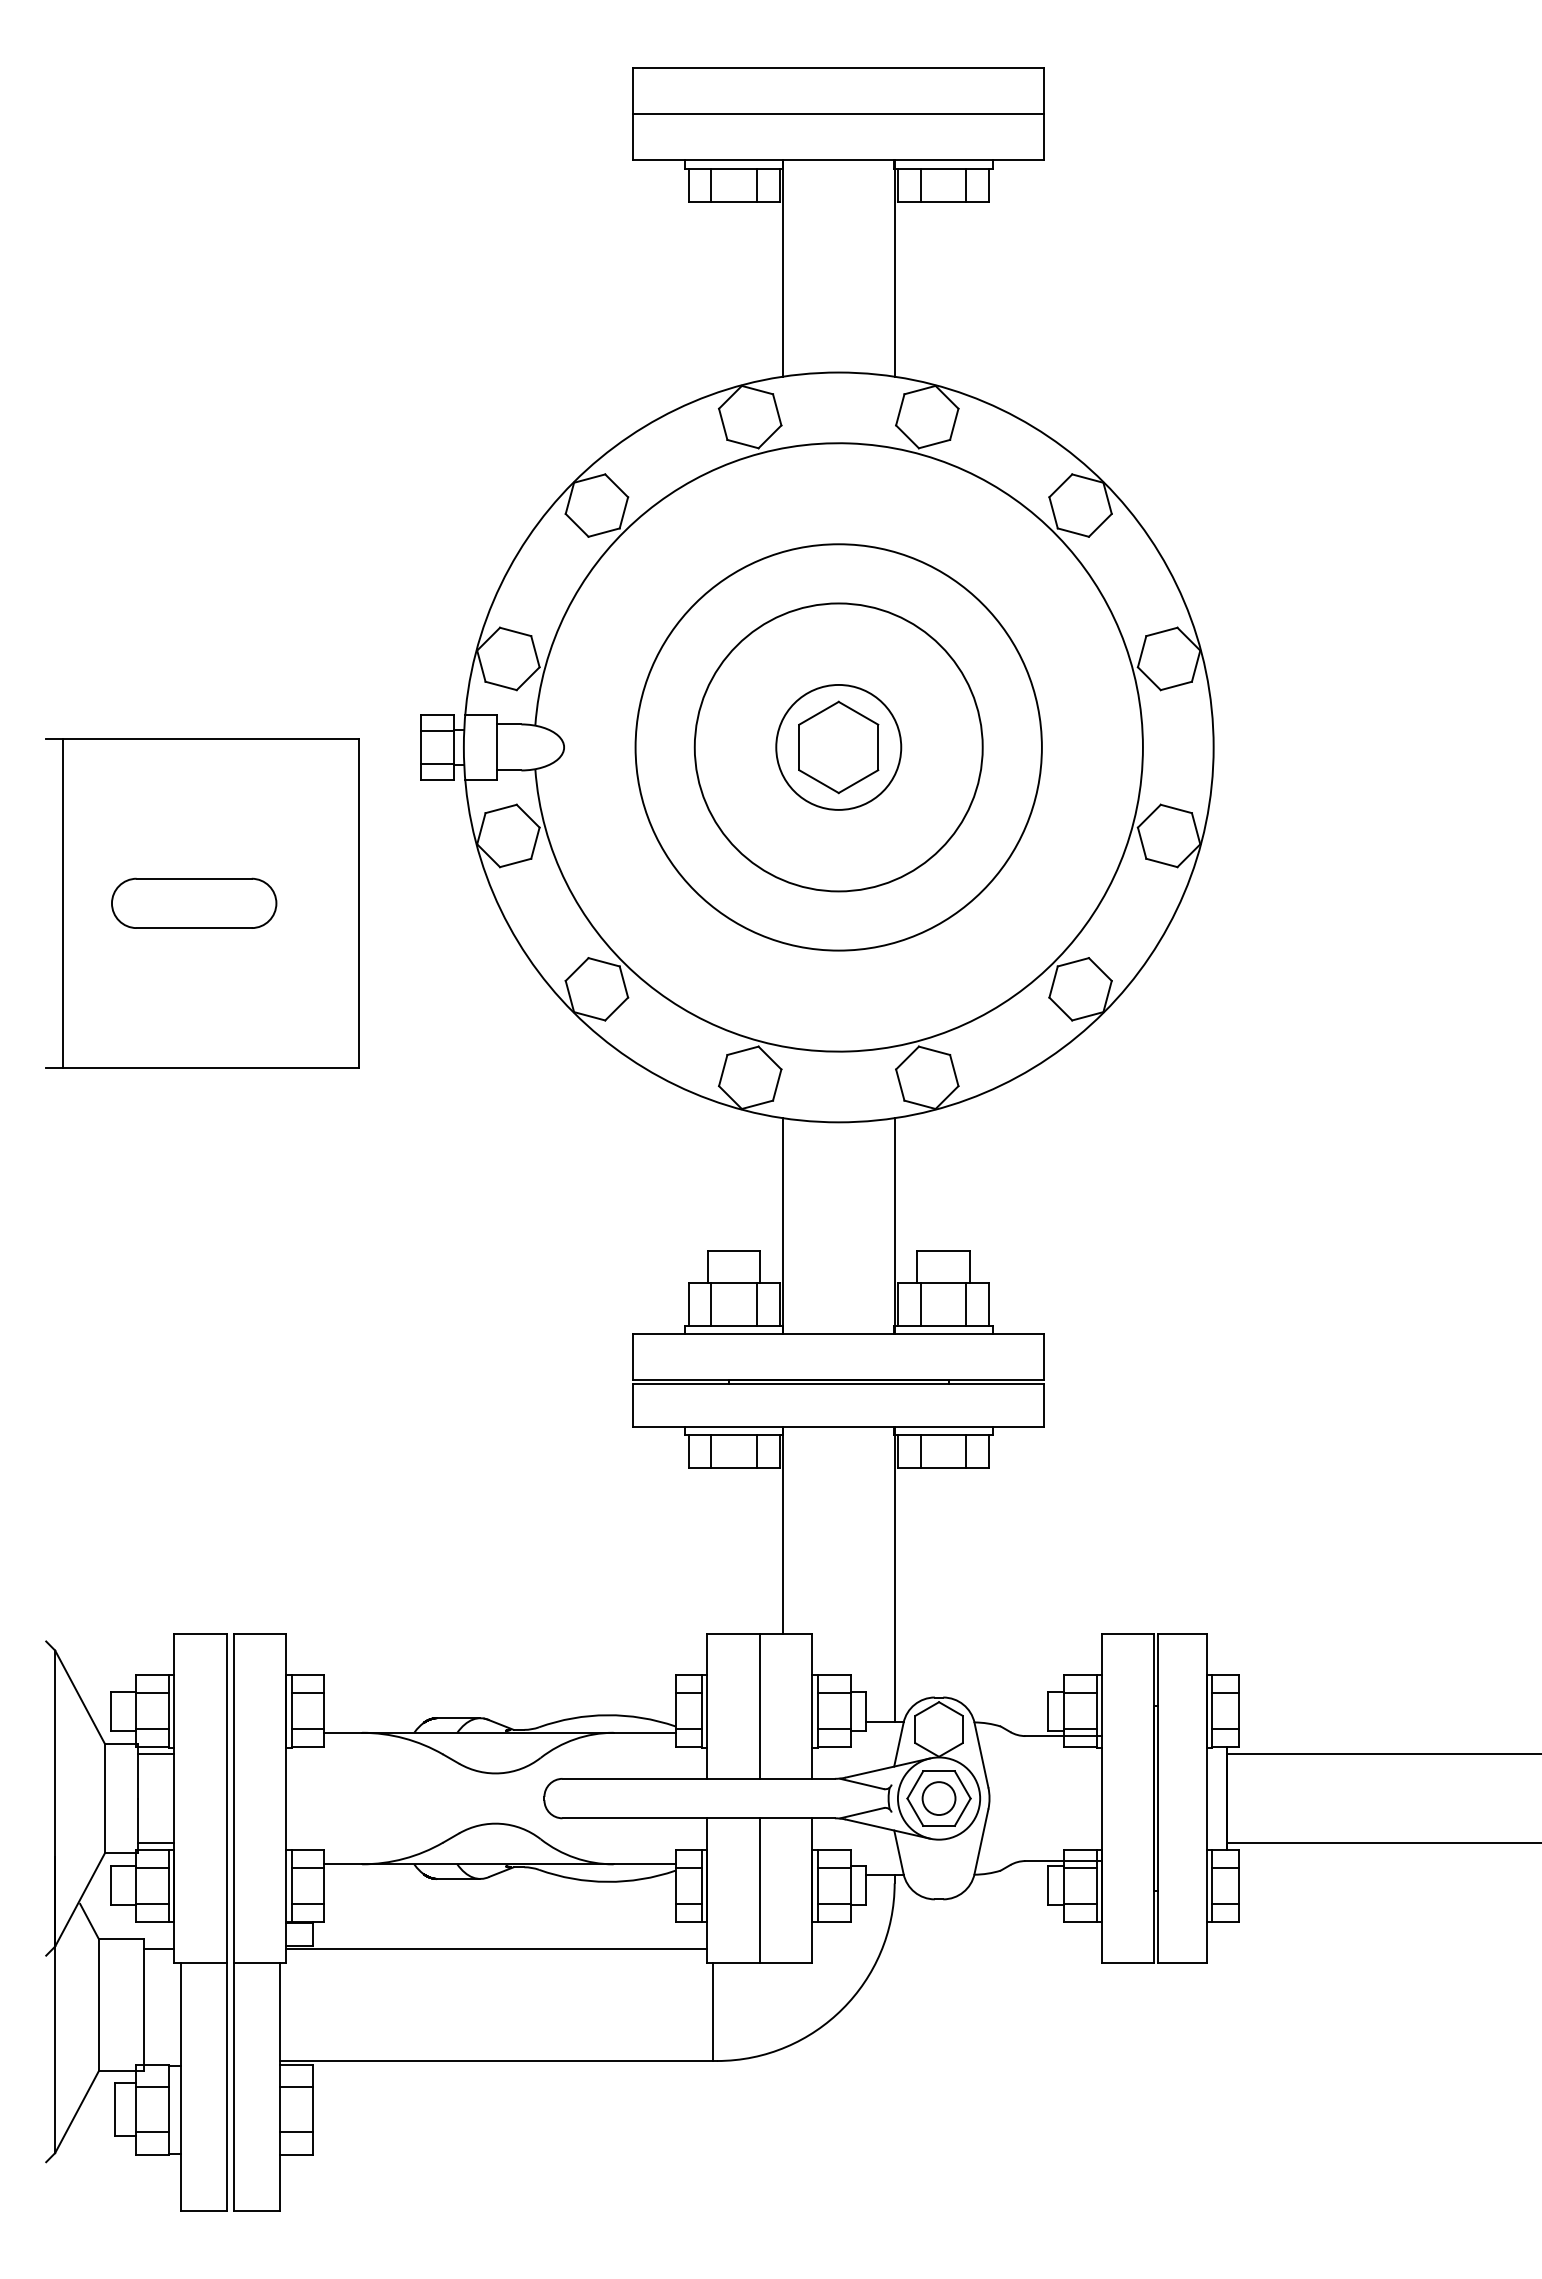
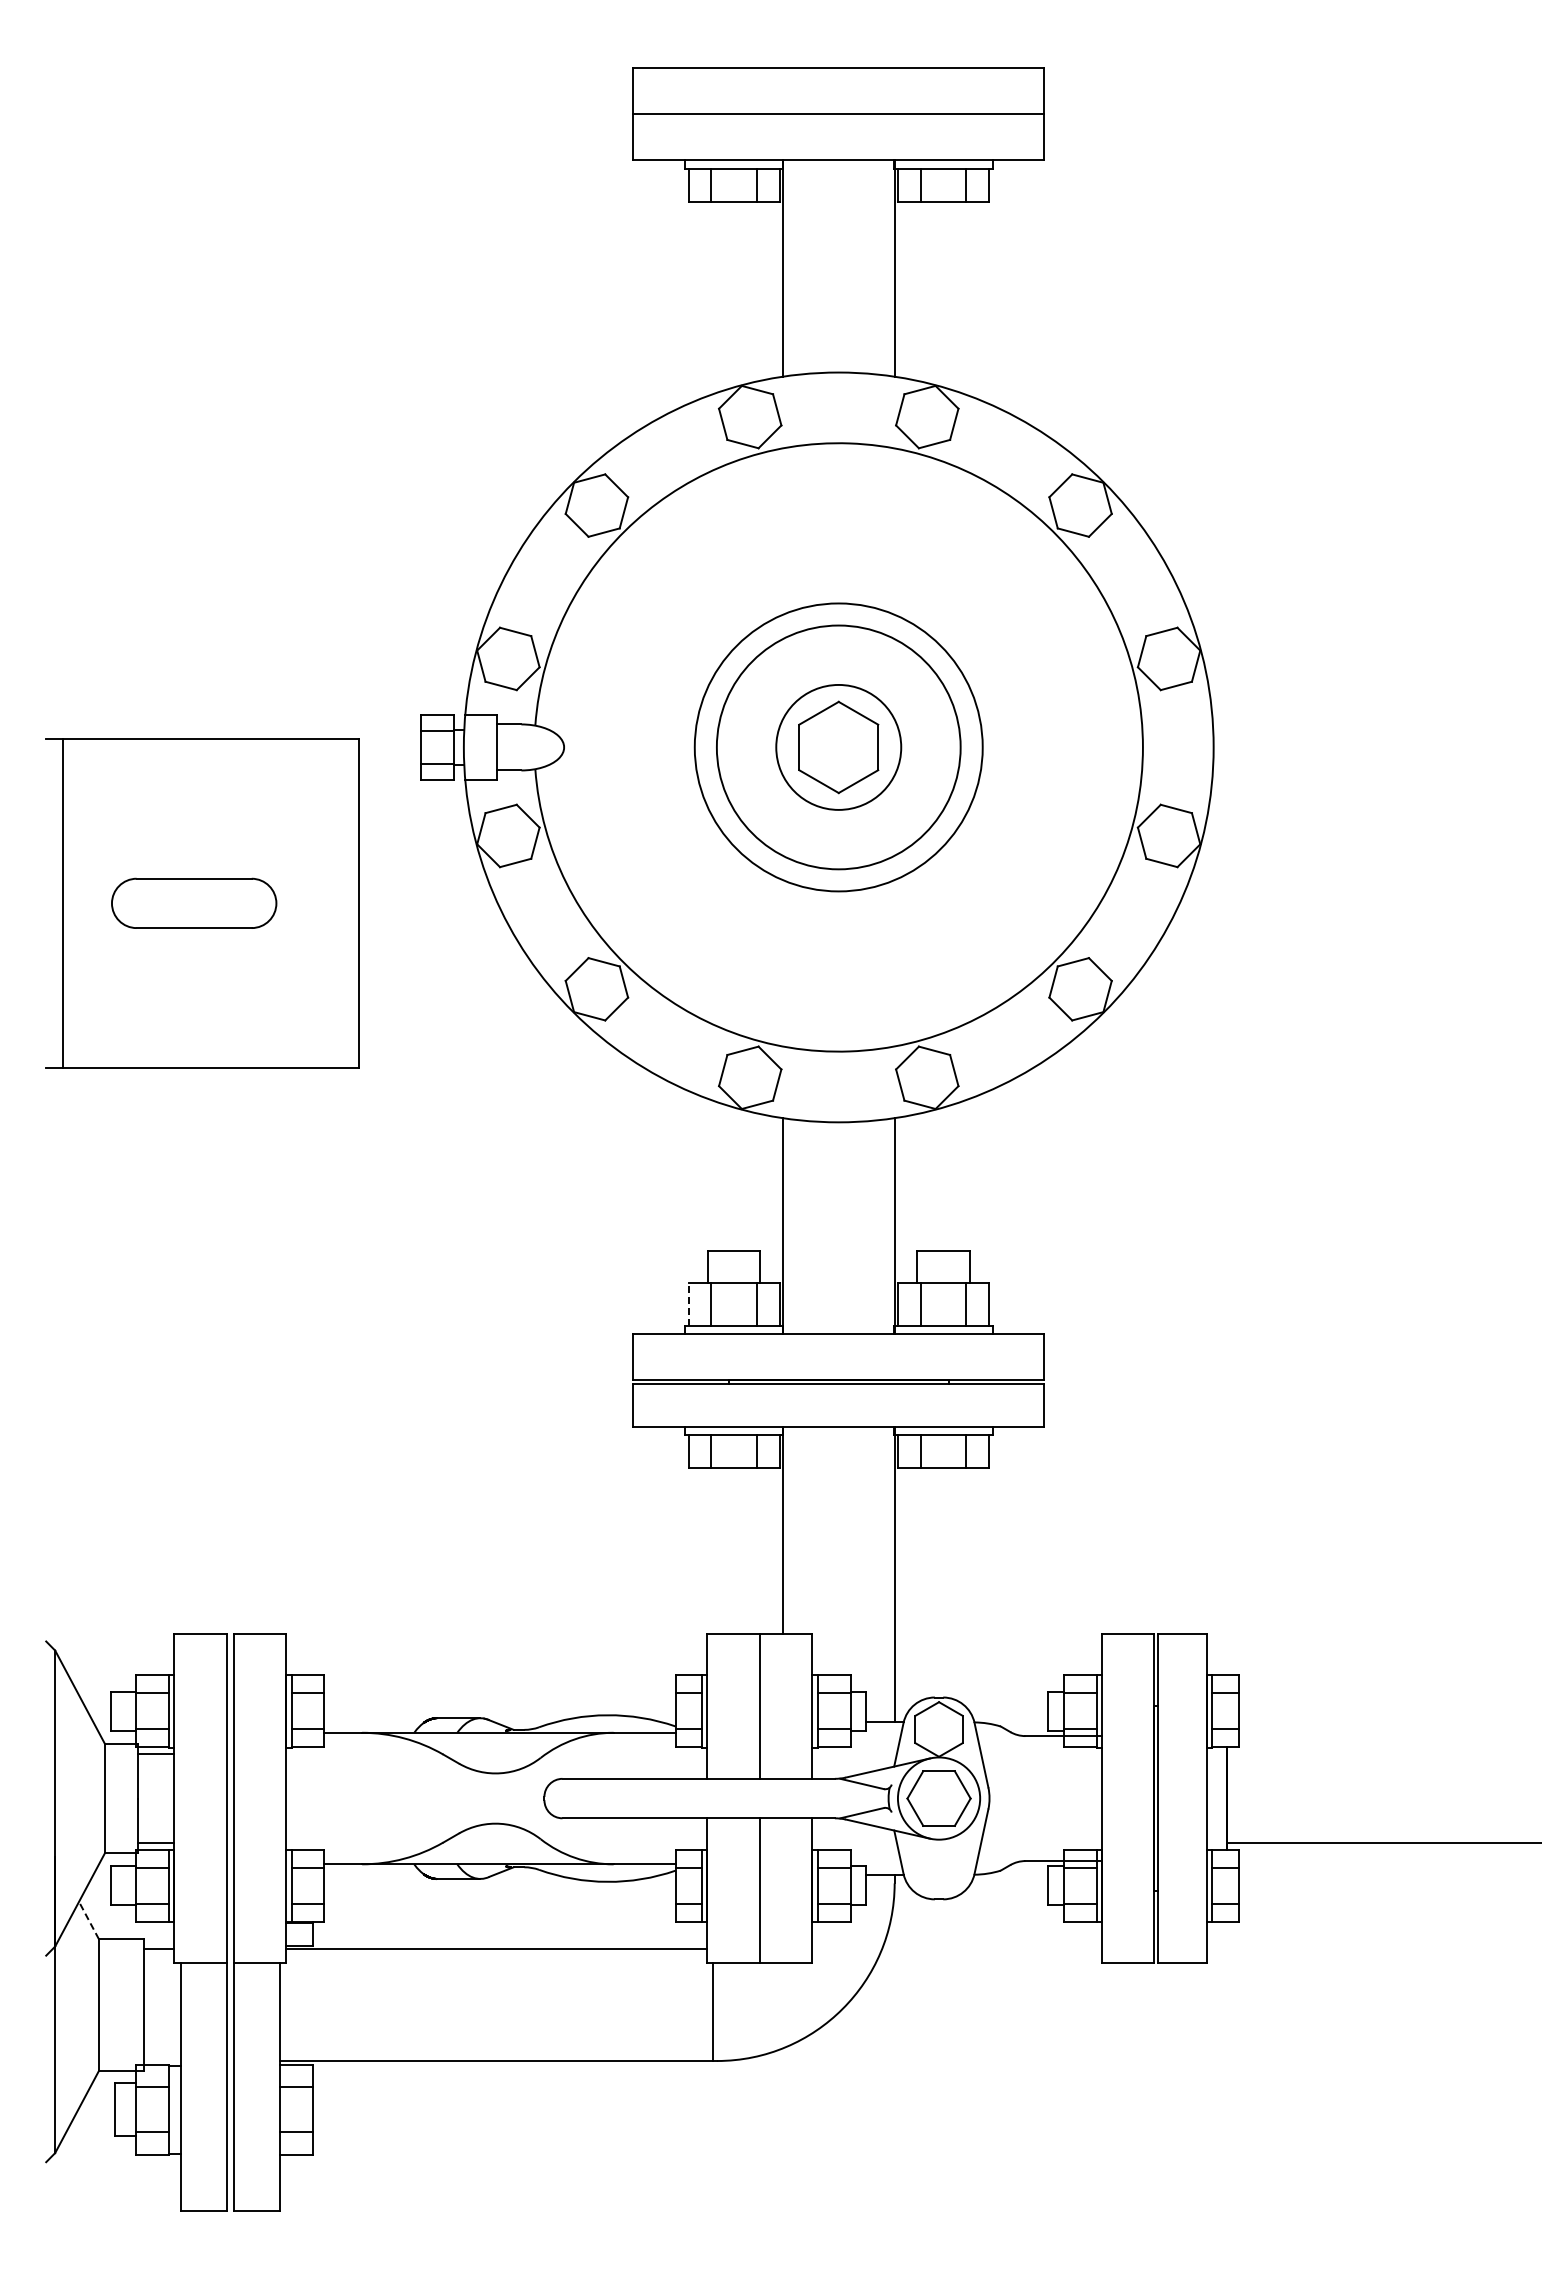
circle diameter: 406 px -> 244 px (838, 747)
line: solid -> dashed (688, 1304)
line: present -> none (1382, 1753)
circle: present -> none (938, 1798)
line: solid -> dashed (89, 1922)
